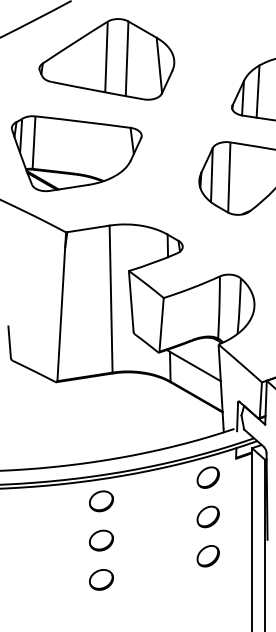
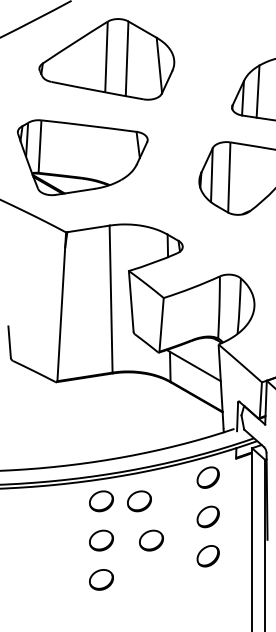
part position: (76, 153) -> (82, 157) (82, 157)
part: none -> present (139, 501)
part: none -> present (151, 540)
